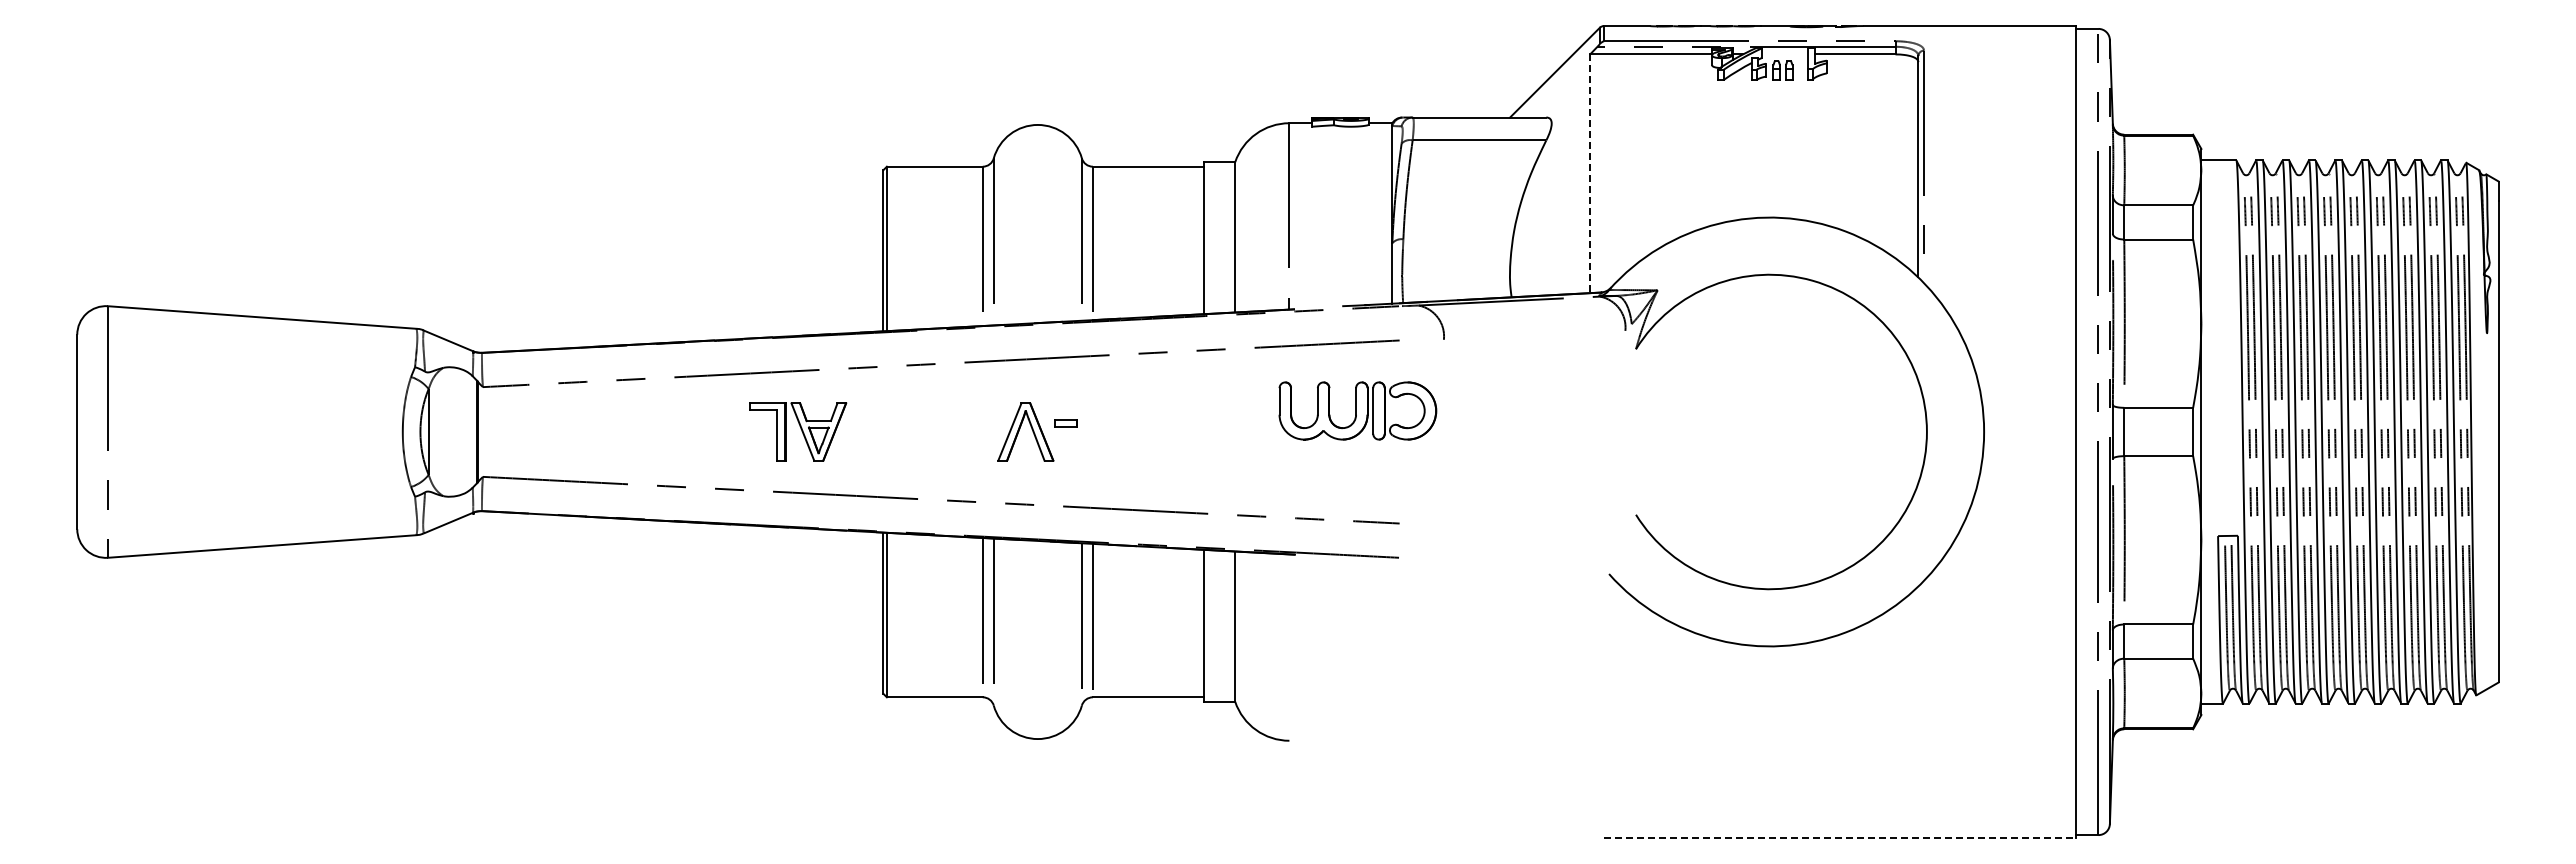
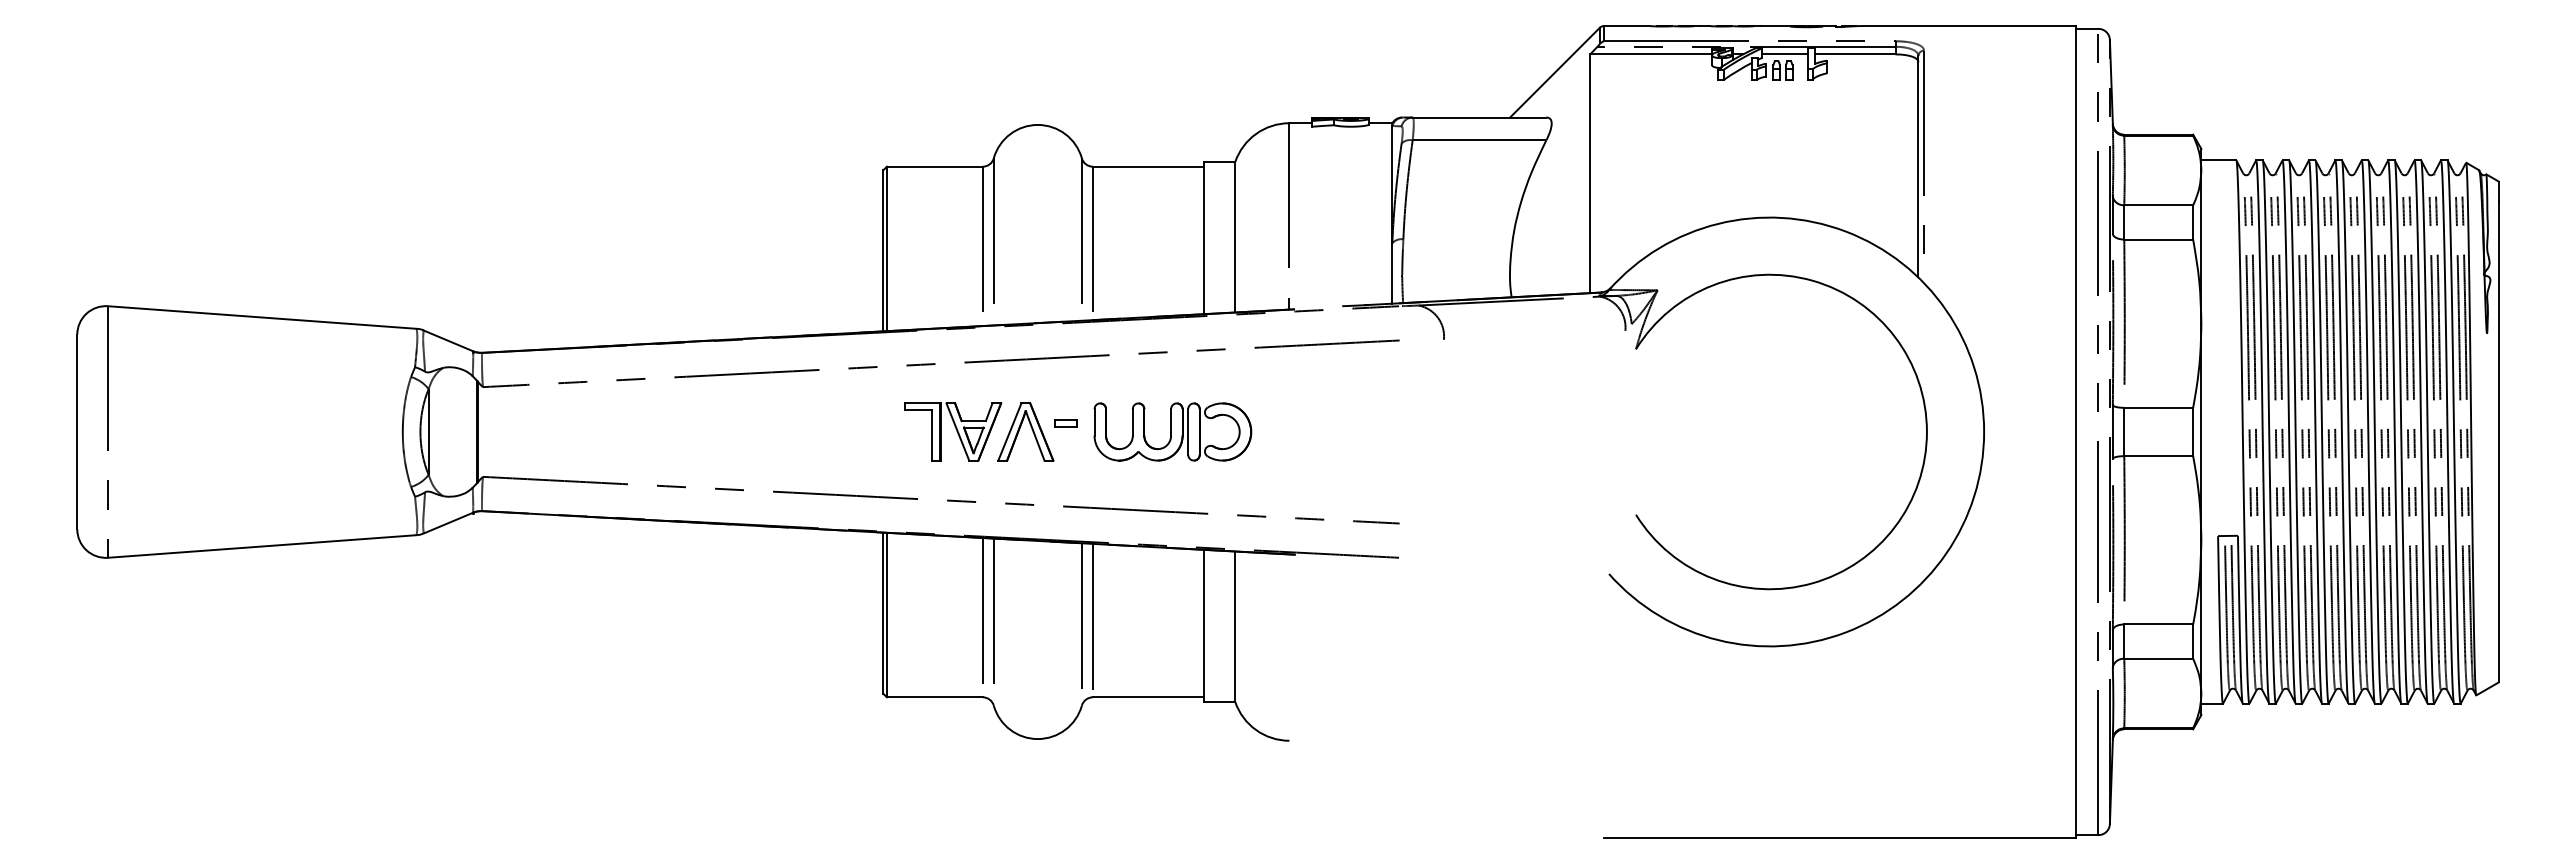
line: none -> present (1785, 54)
line: dashed -> solid (1590, 174)
part position: (1357, 410) -> (1172, 431) (1172, 431)
part position: (798, 431) -> (953, 431) (953, 431)
line: dashed -> solid (1839, 837)
